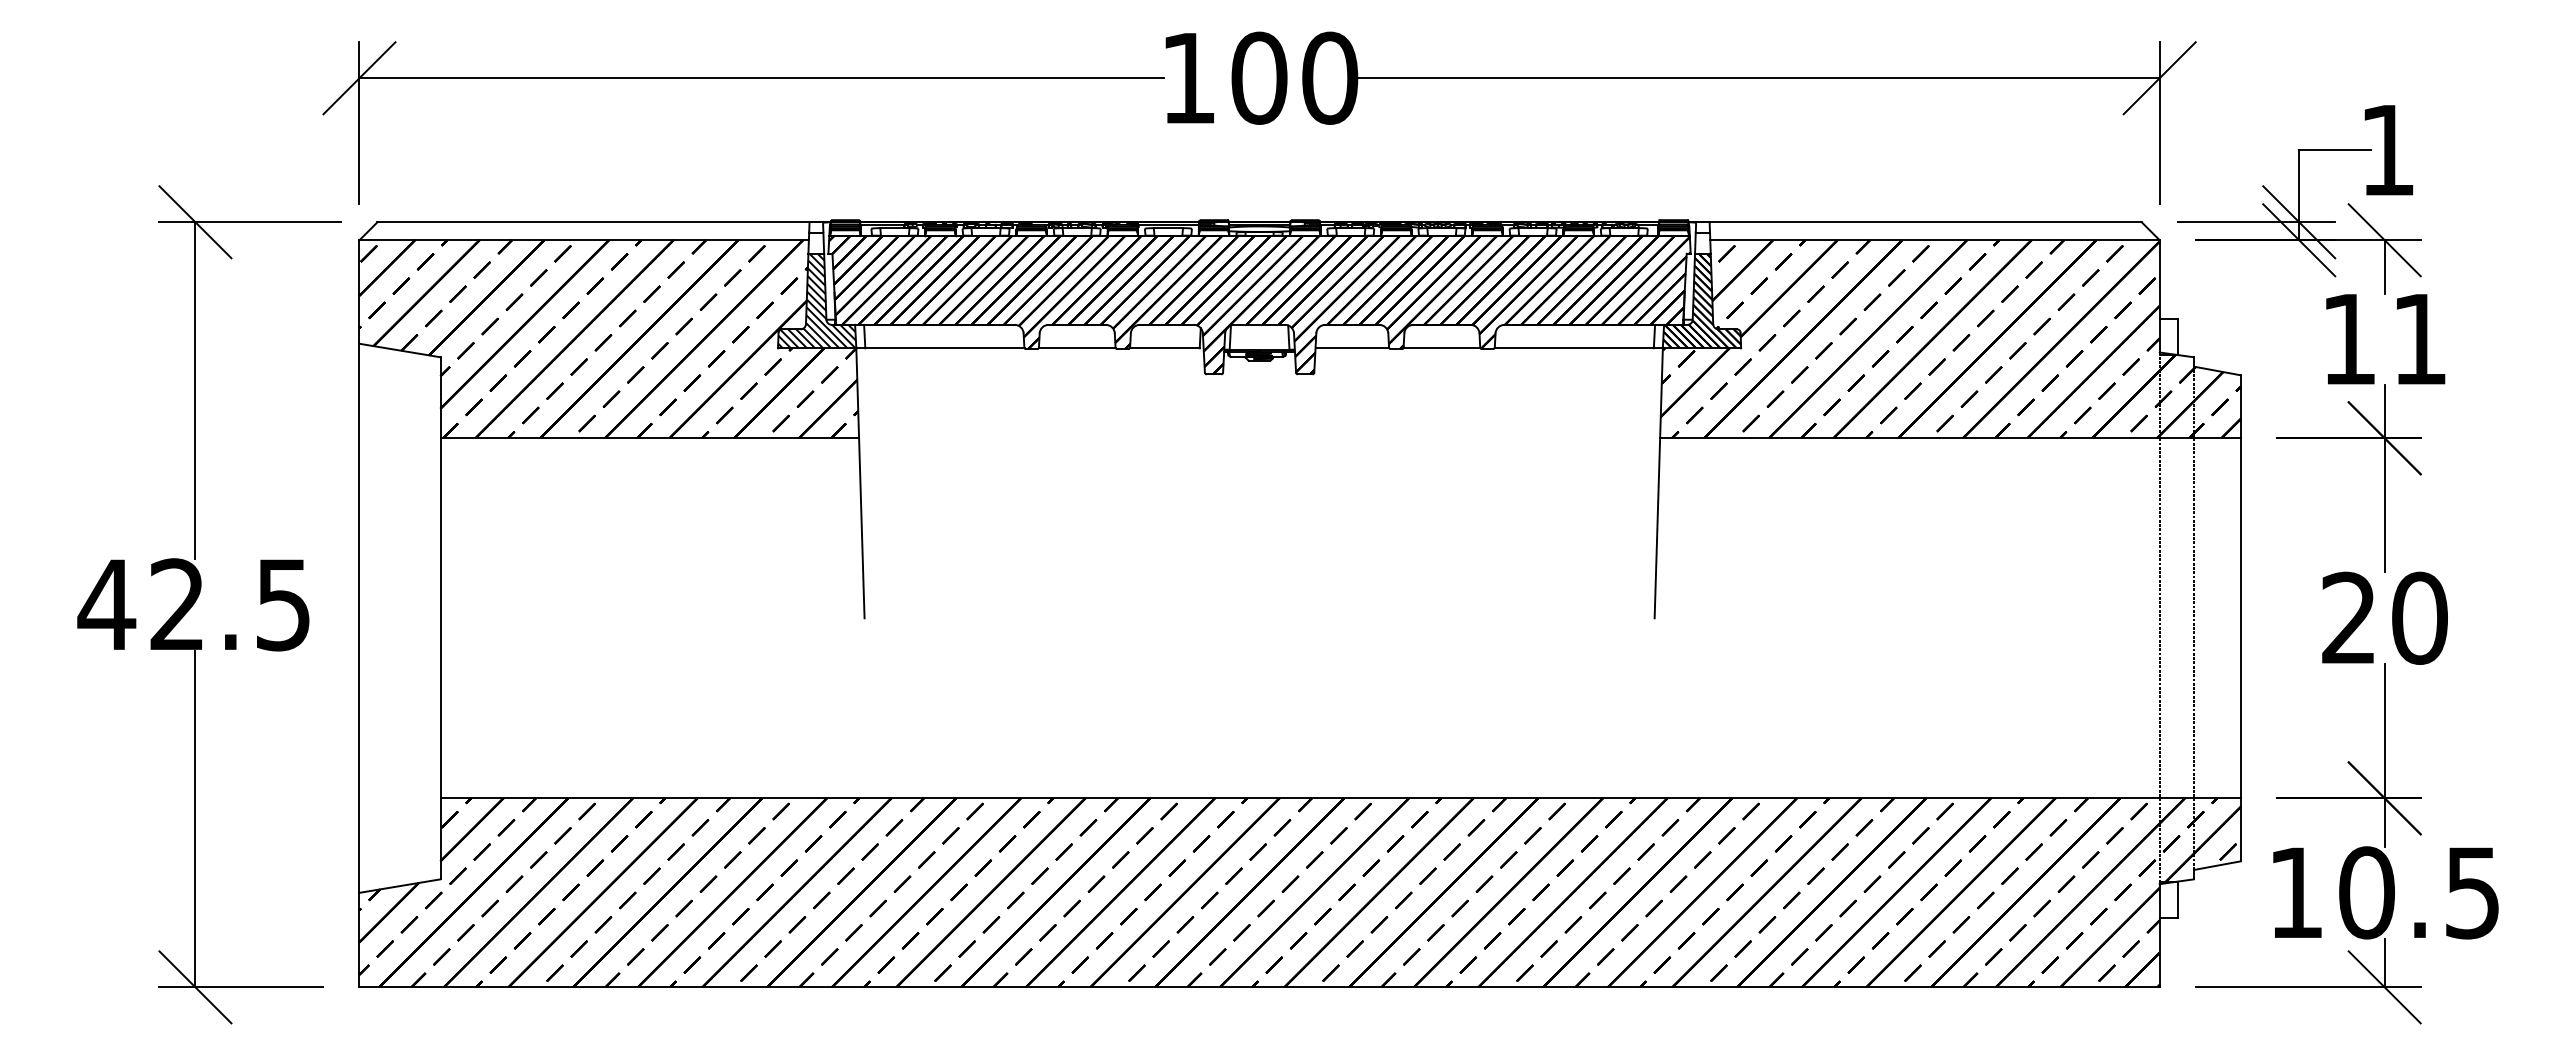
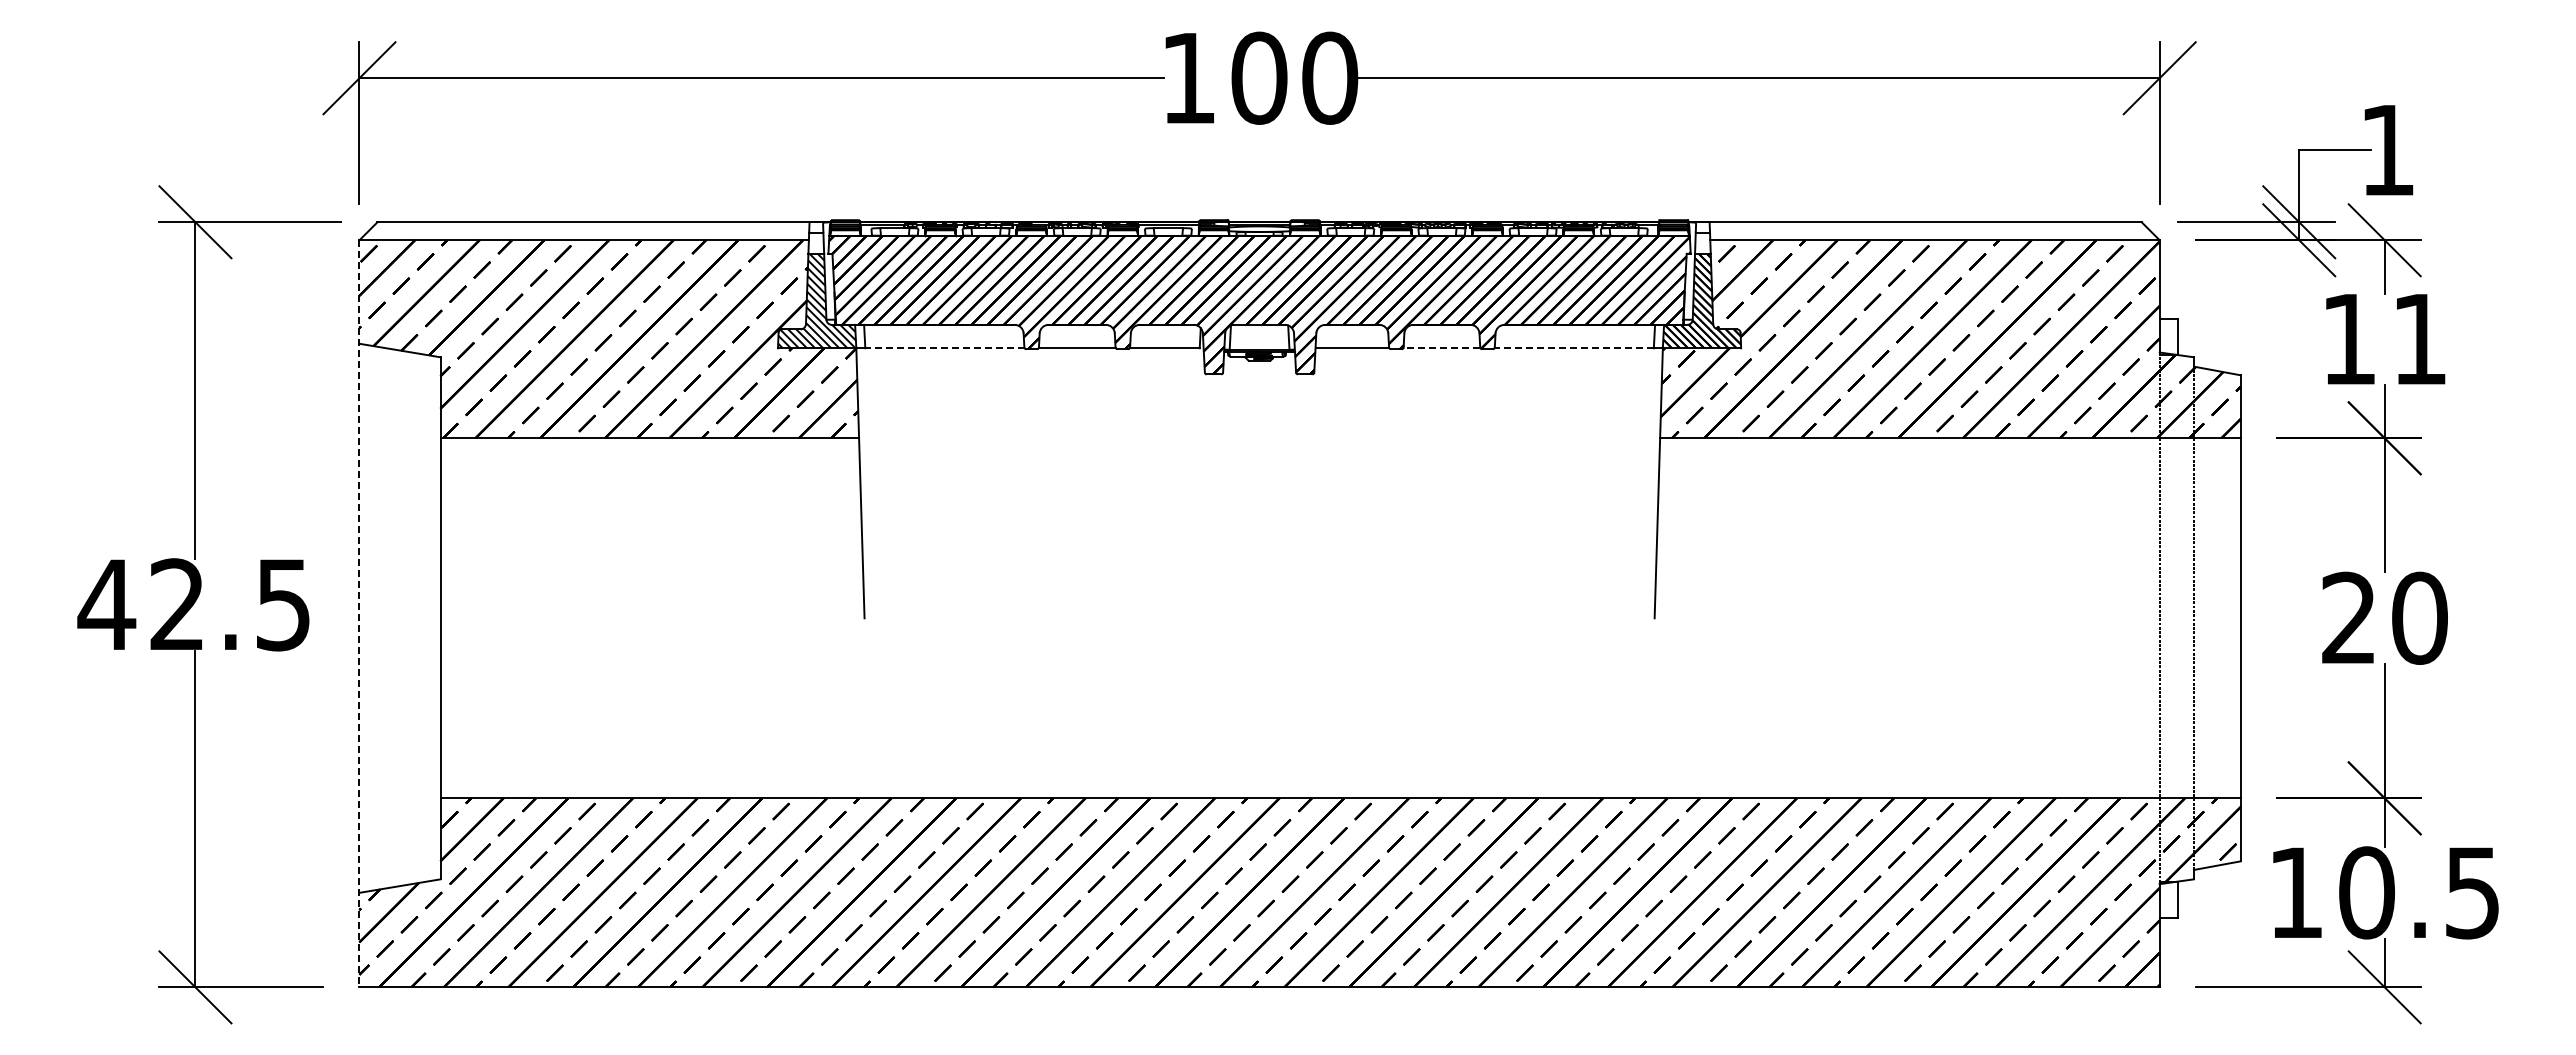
line: solid -> dashed (944, 348)
line: solid -> dashed (1441, 348)
line: solid -> dashed (1574, 348)
line: solid -> dashed (359, 613)
